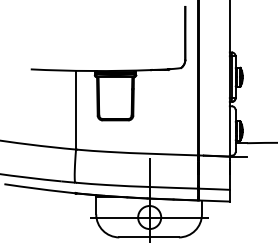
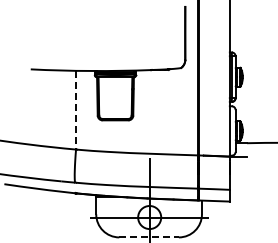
line: solid -> dashed (76, 110)
line: solid -> dashed (149, 237)
